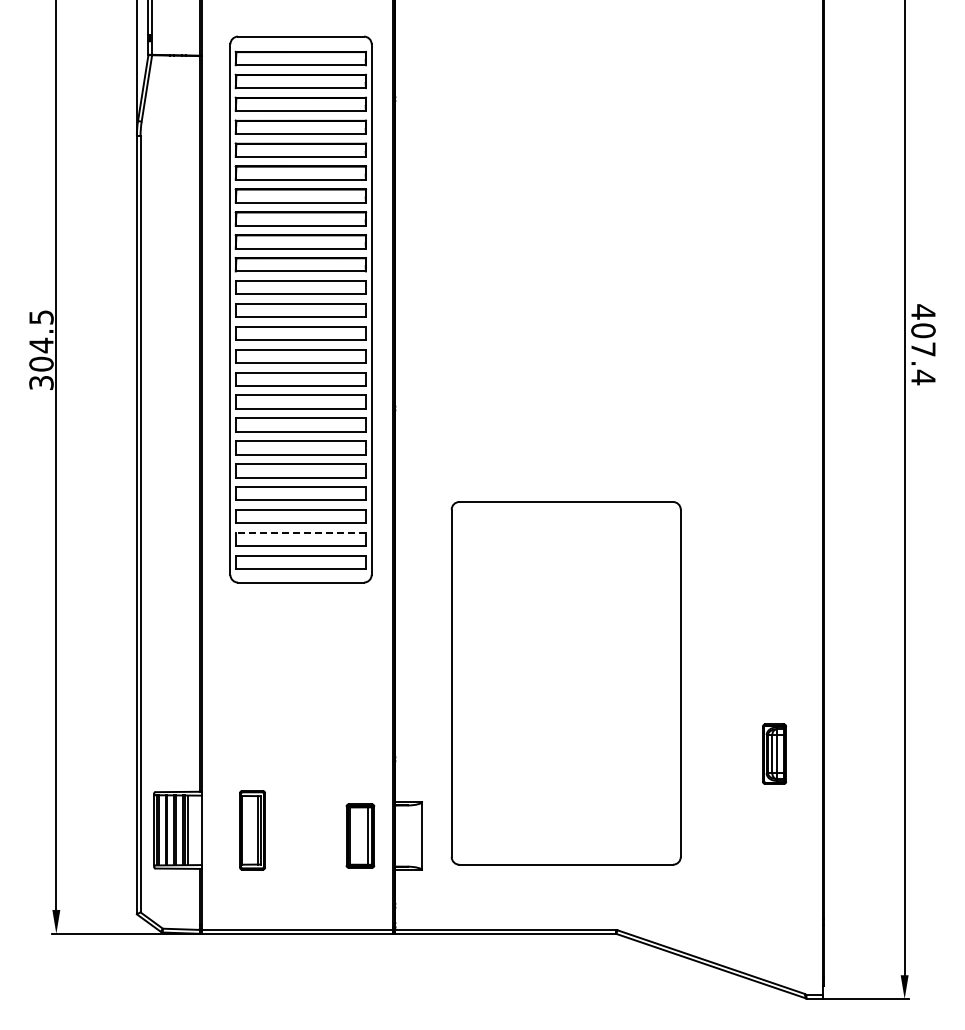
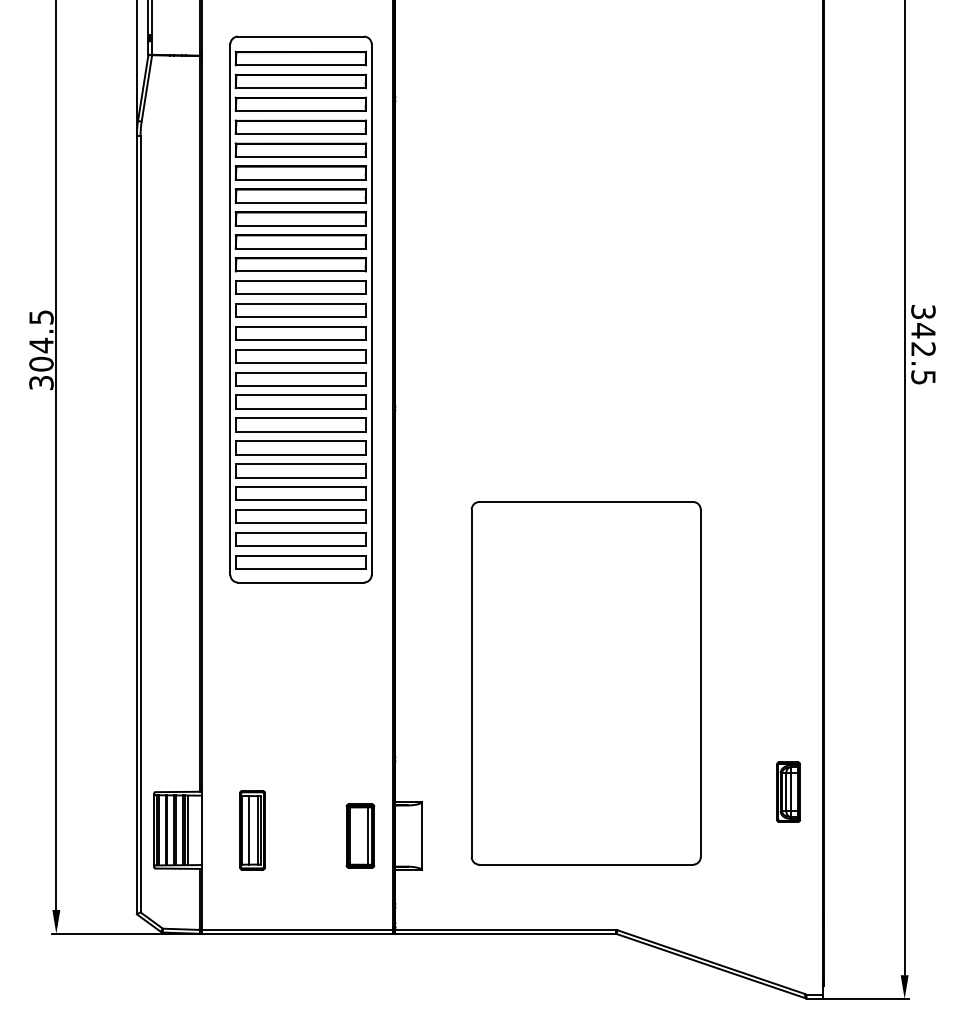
text: 407.4 -> 342.5 (923, 344)
line: dashed -> solid (301, 532)
part position: (565, 683) -> (585, 683) (585, 683)
part position: (774, 753) -> (788, 791) (788, 791)
line: none -> present (248, 830)
